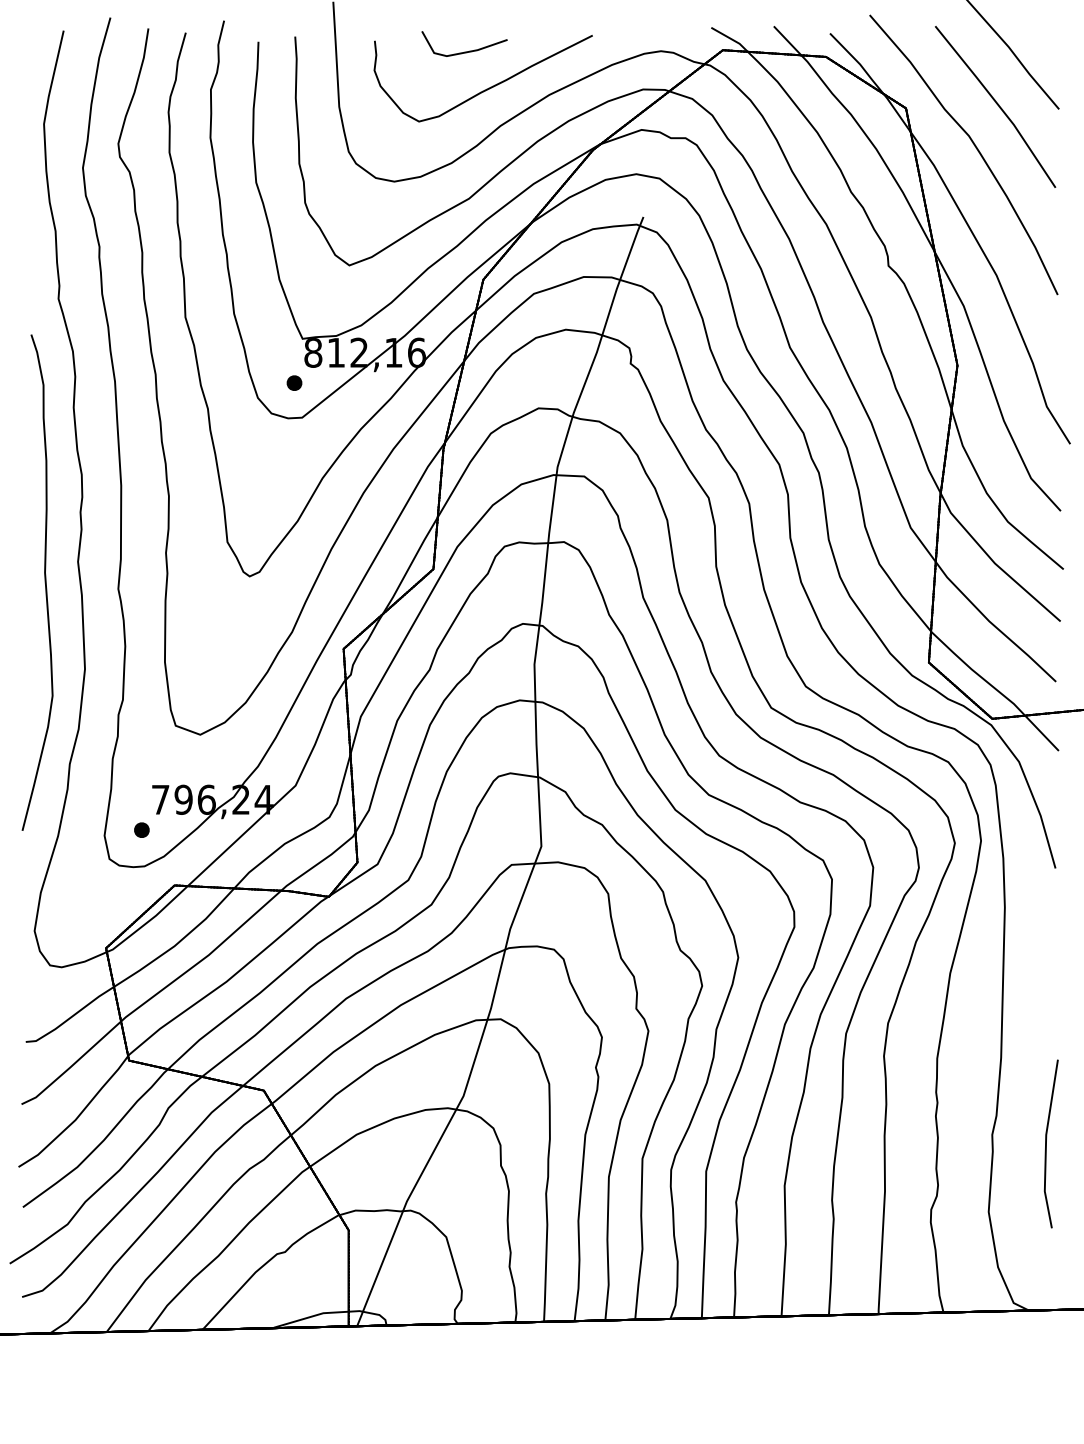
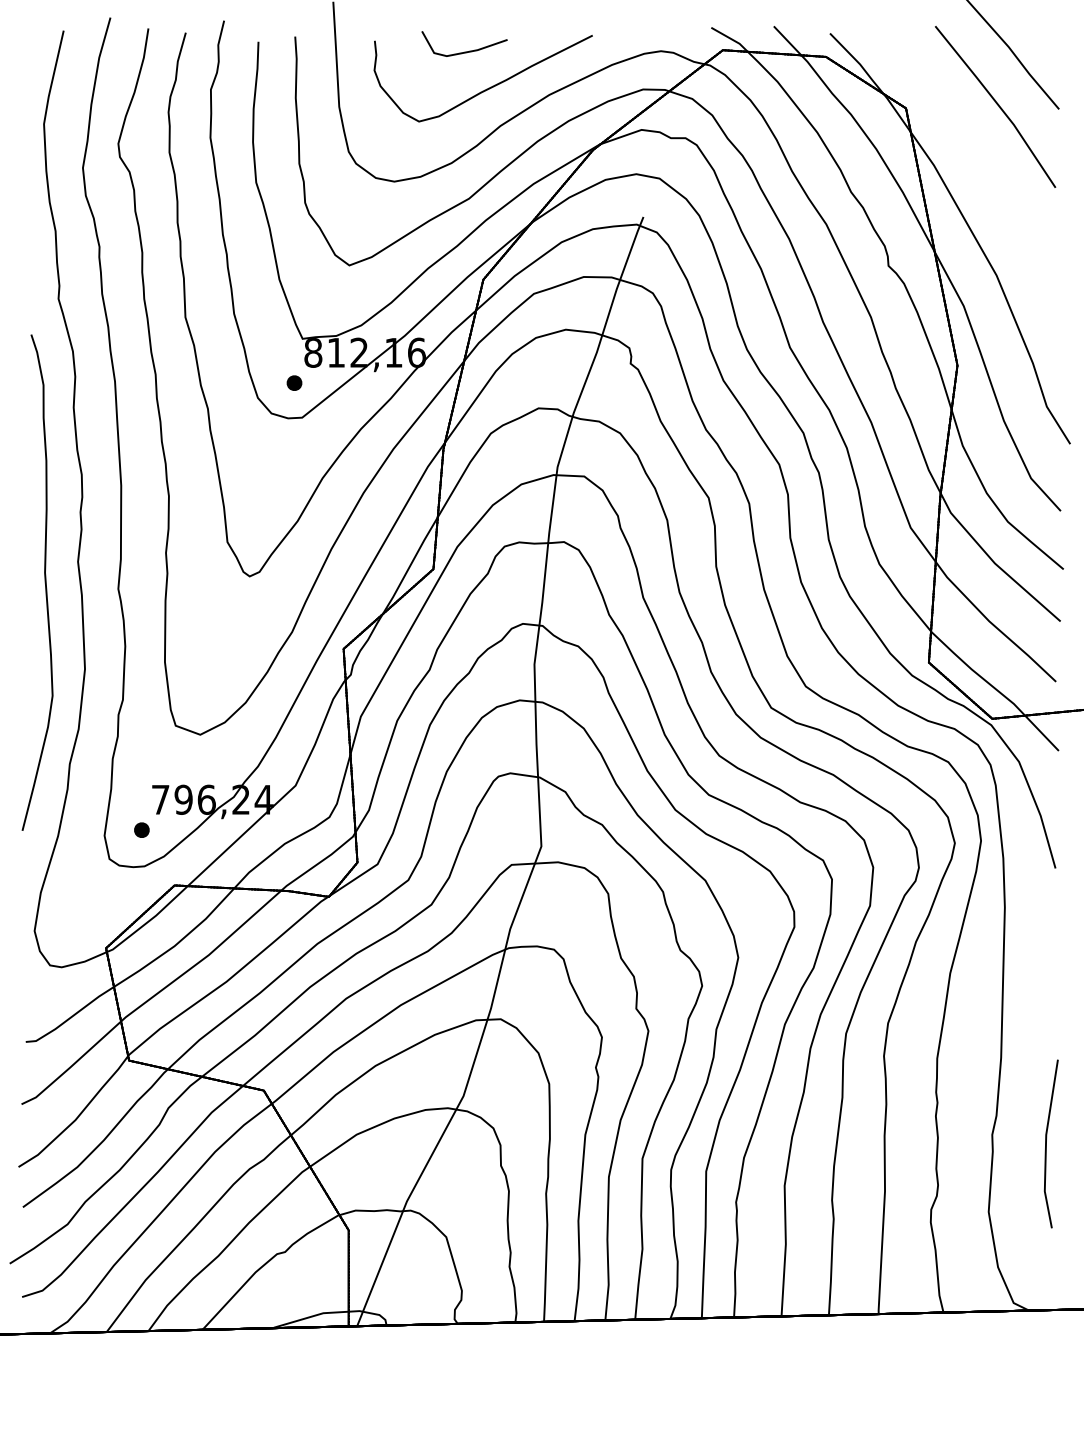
part: present -> none (975, 148)
